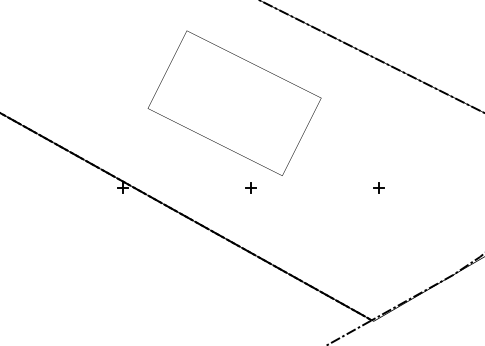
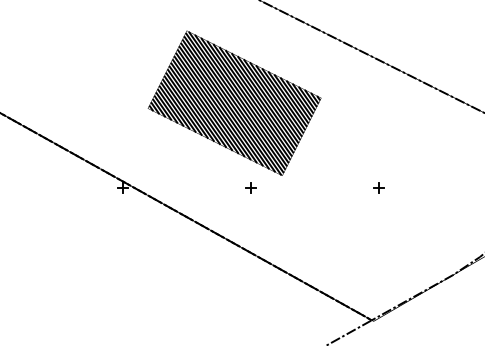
hatch: none -> present (234, 103)
